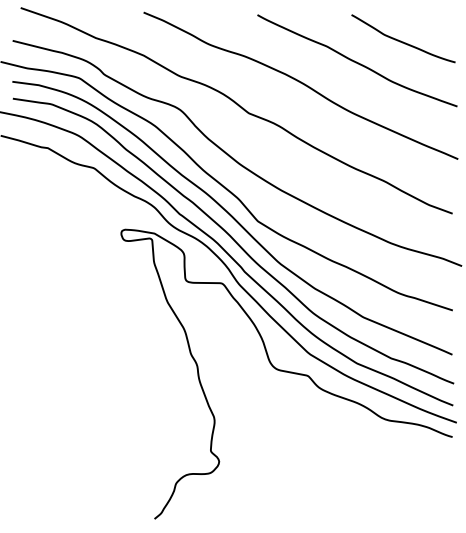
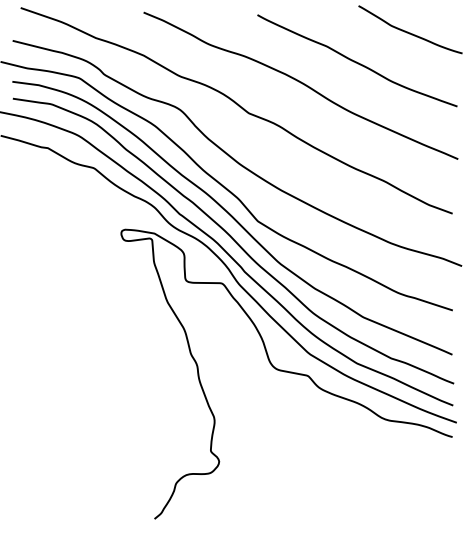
curve position: (403, 41) -> (410, 32) (410, 32)
